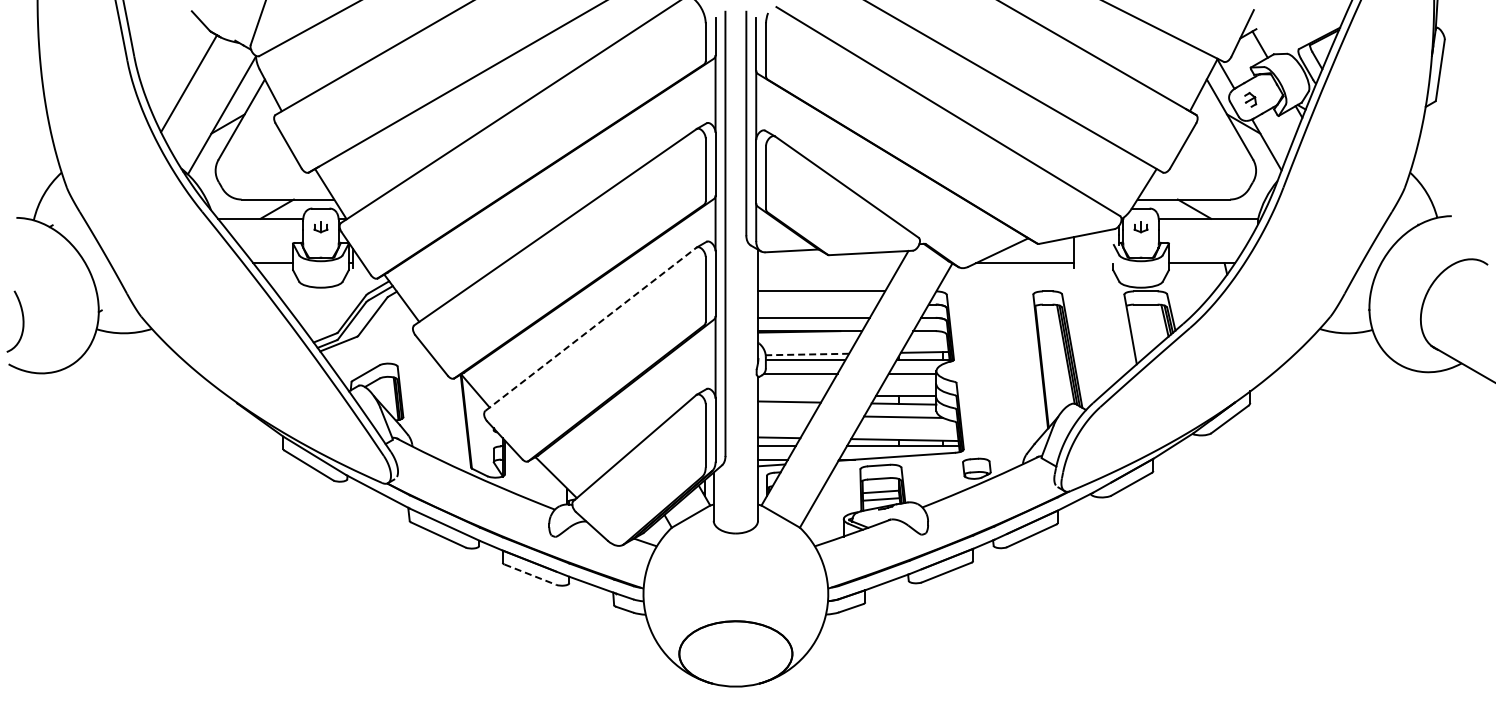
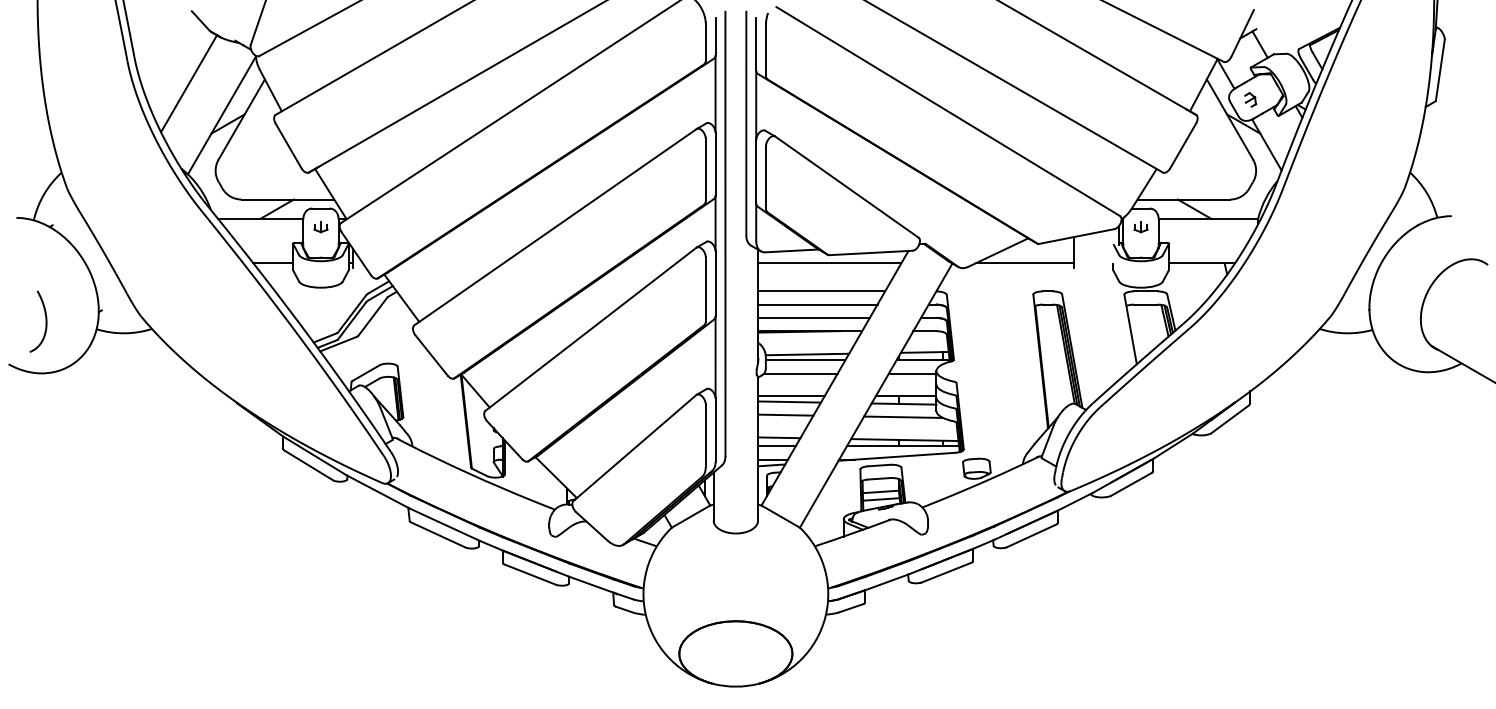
line: none -> present (829, 263)
line: none -> present (817, 304)
curve position: (22, 321) -> (45, 321) (45, 321)
line: dashed -> solid (591, 328)
line: dashed -> solid (807, 354)
line: none -> present (791, 396)
line: none -> present (785, 414)
line: dashed -> solid (530, 574)
